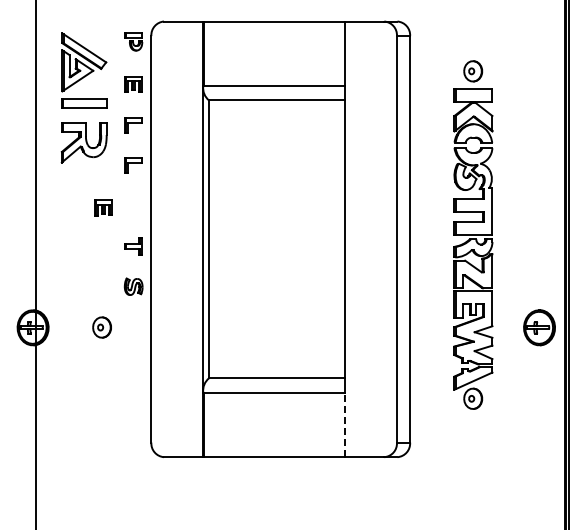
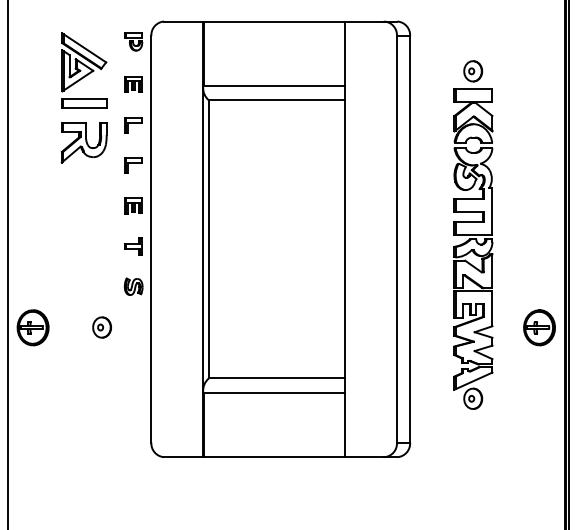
part position: (103, 207) -> (133, 205) (133, 205)
line position: (36, 264) -> (8, 264) (8, 264)
line: dashed -> solid (345, 424)
